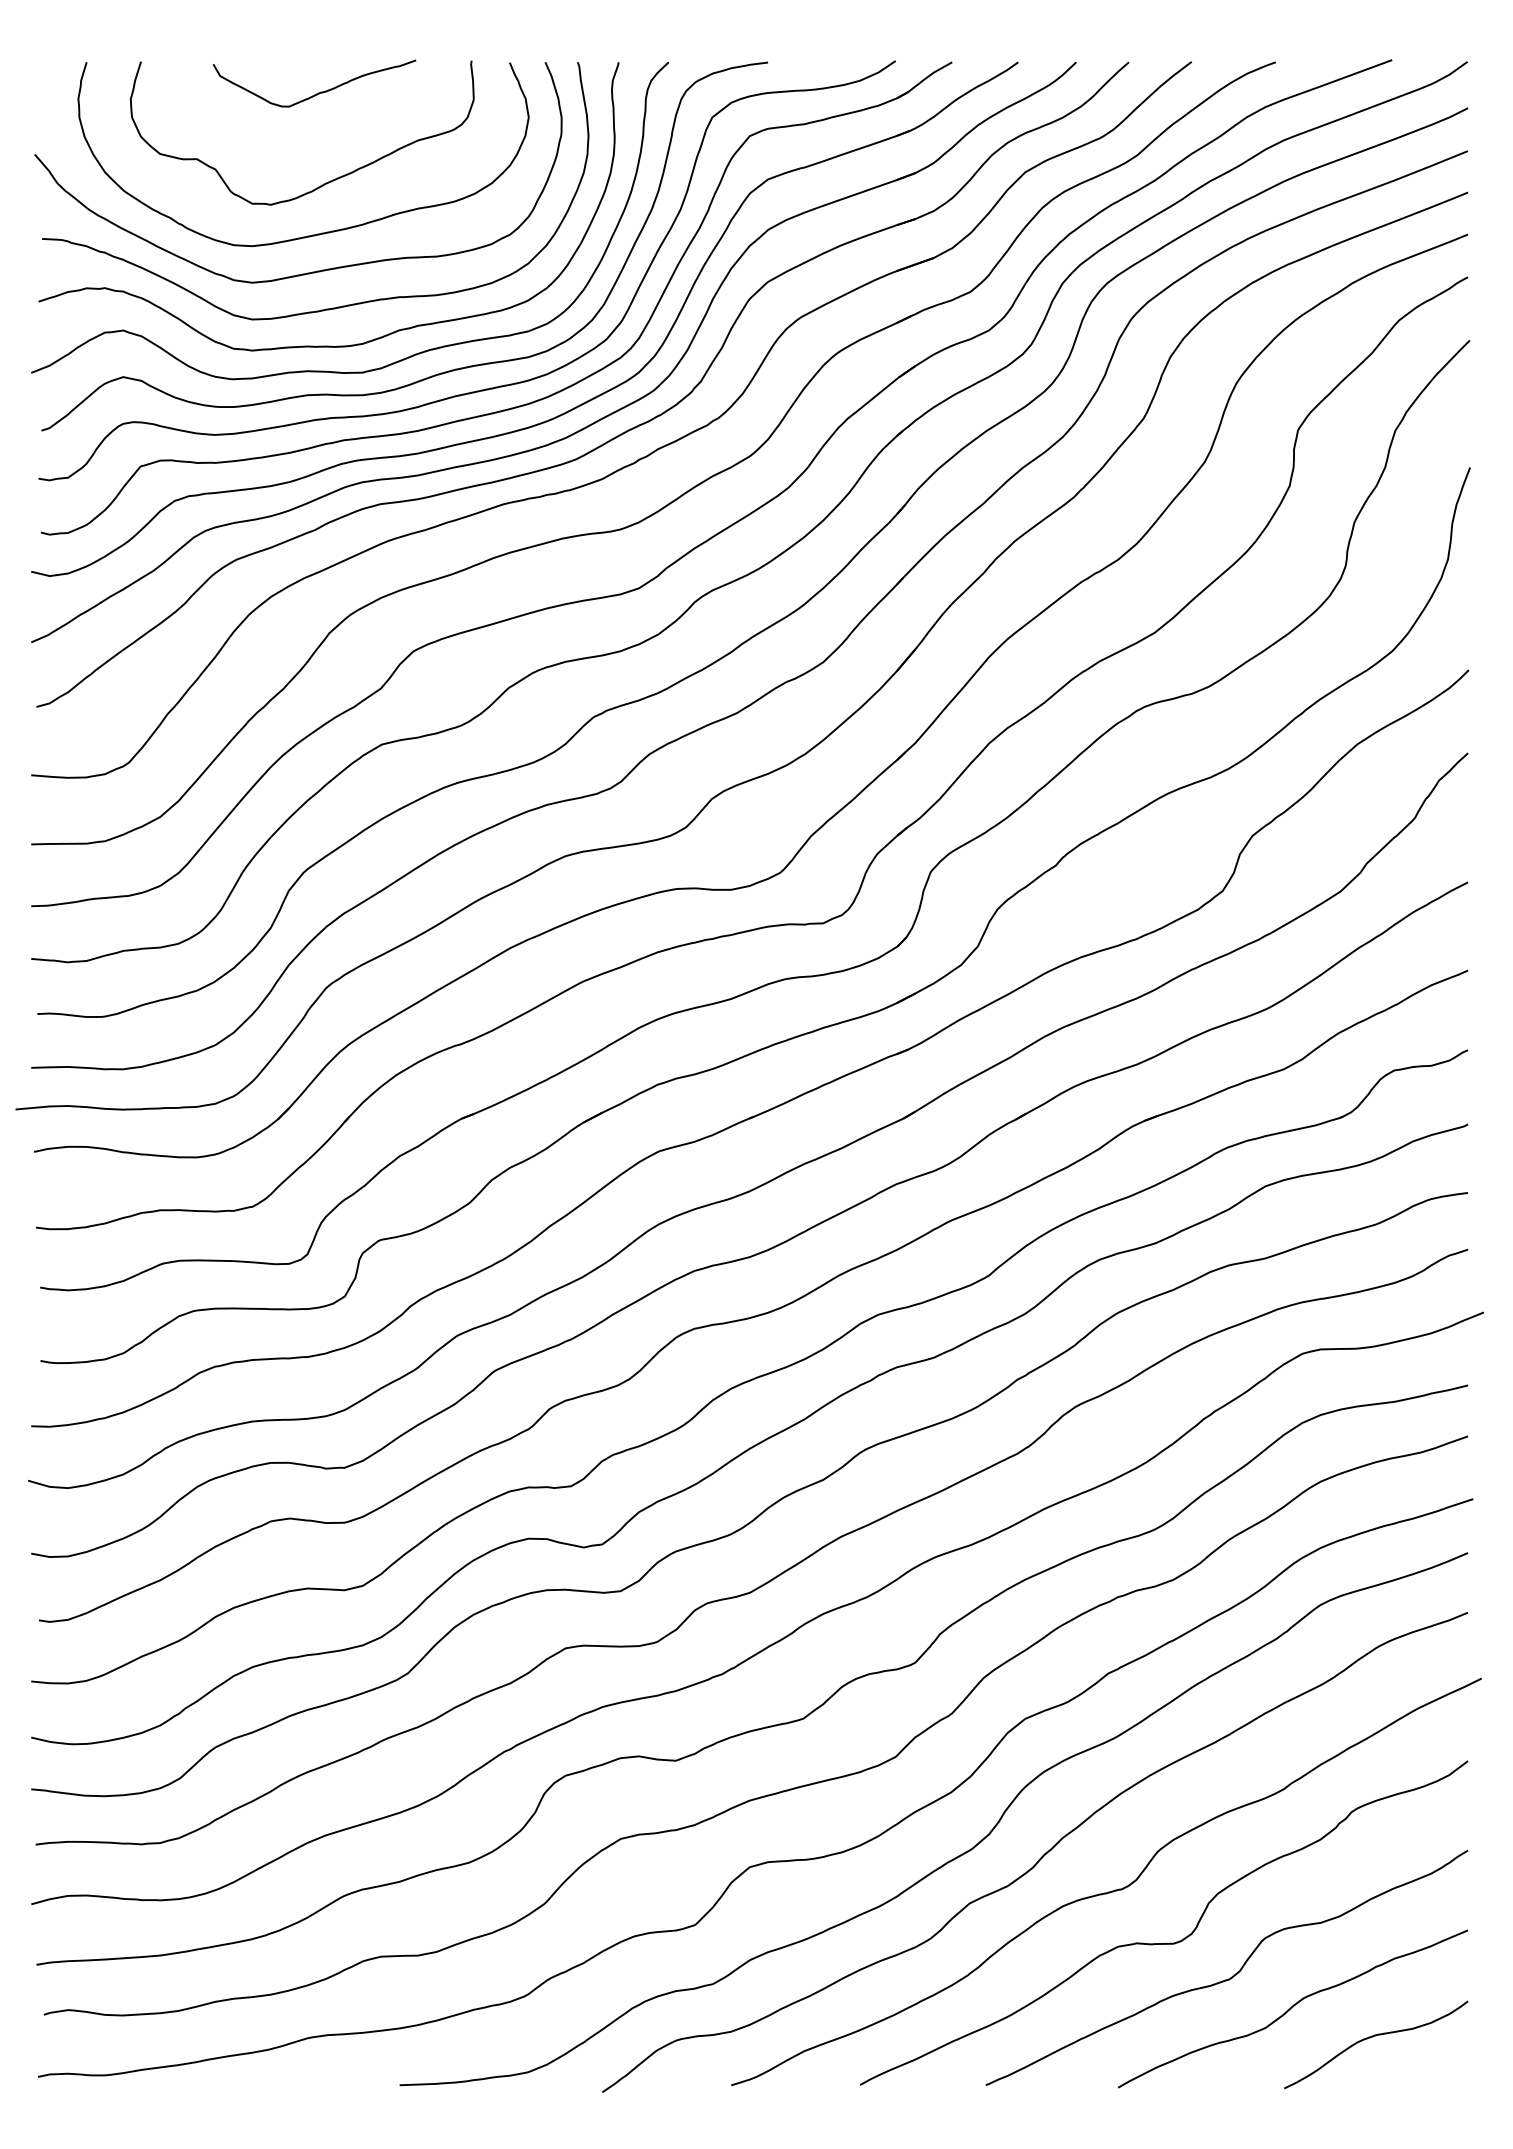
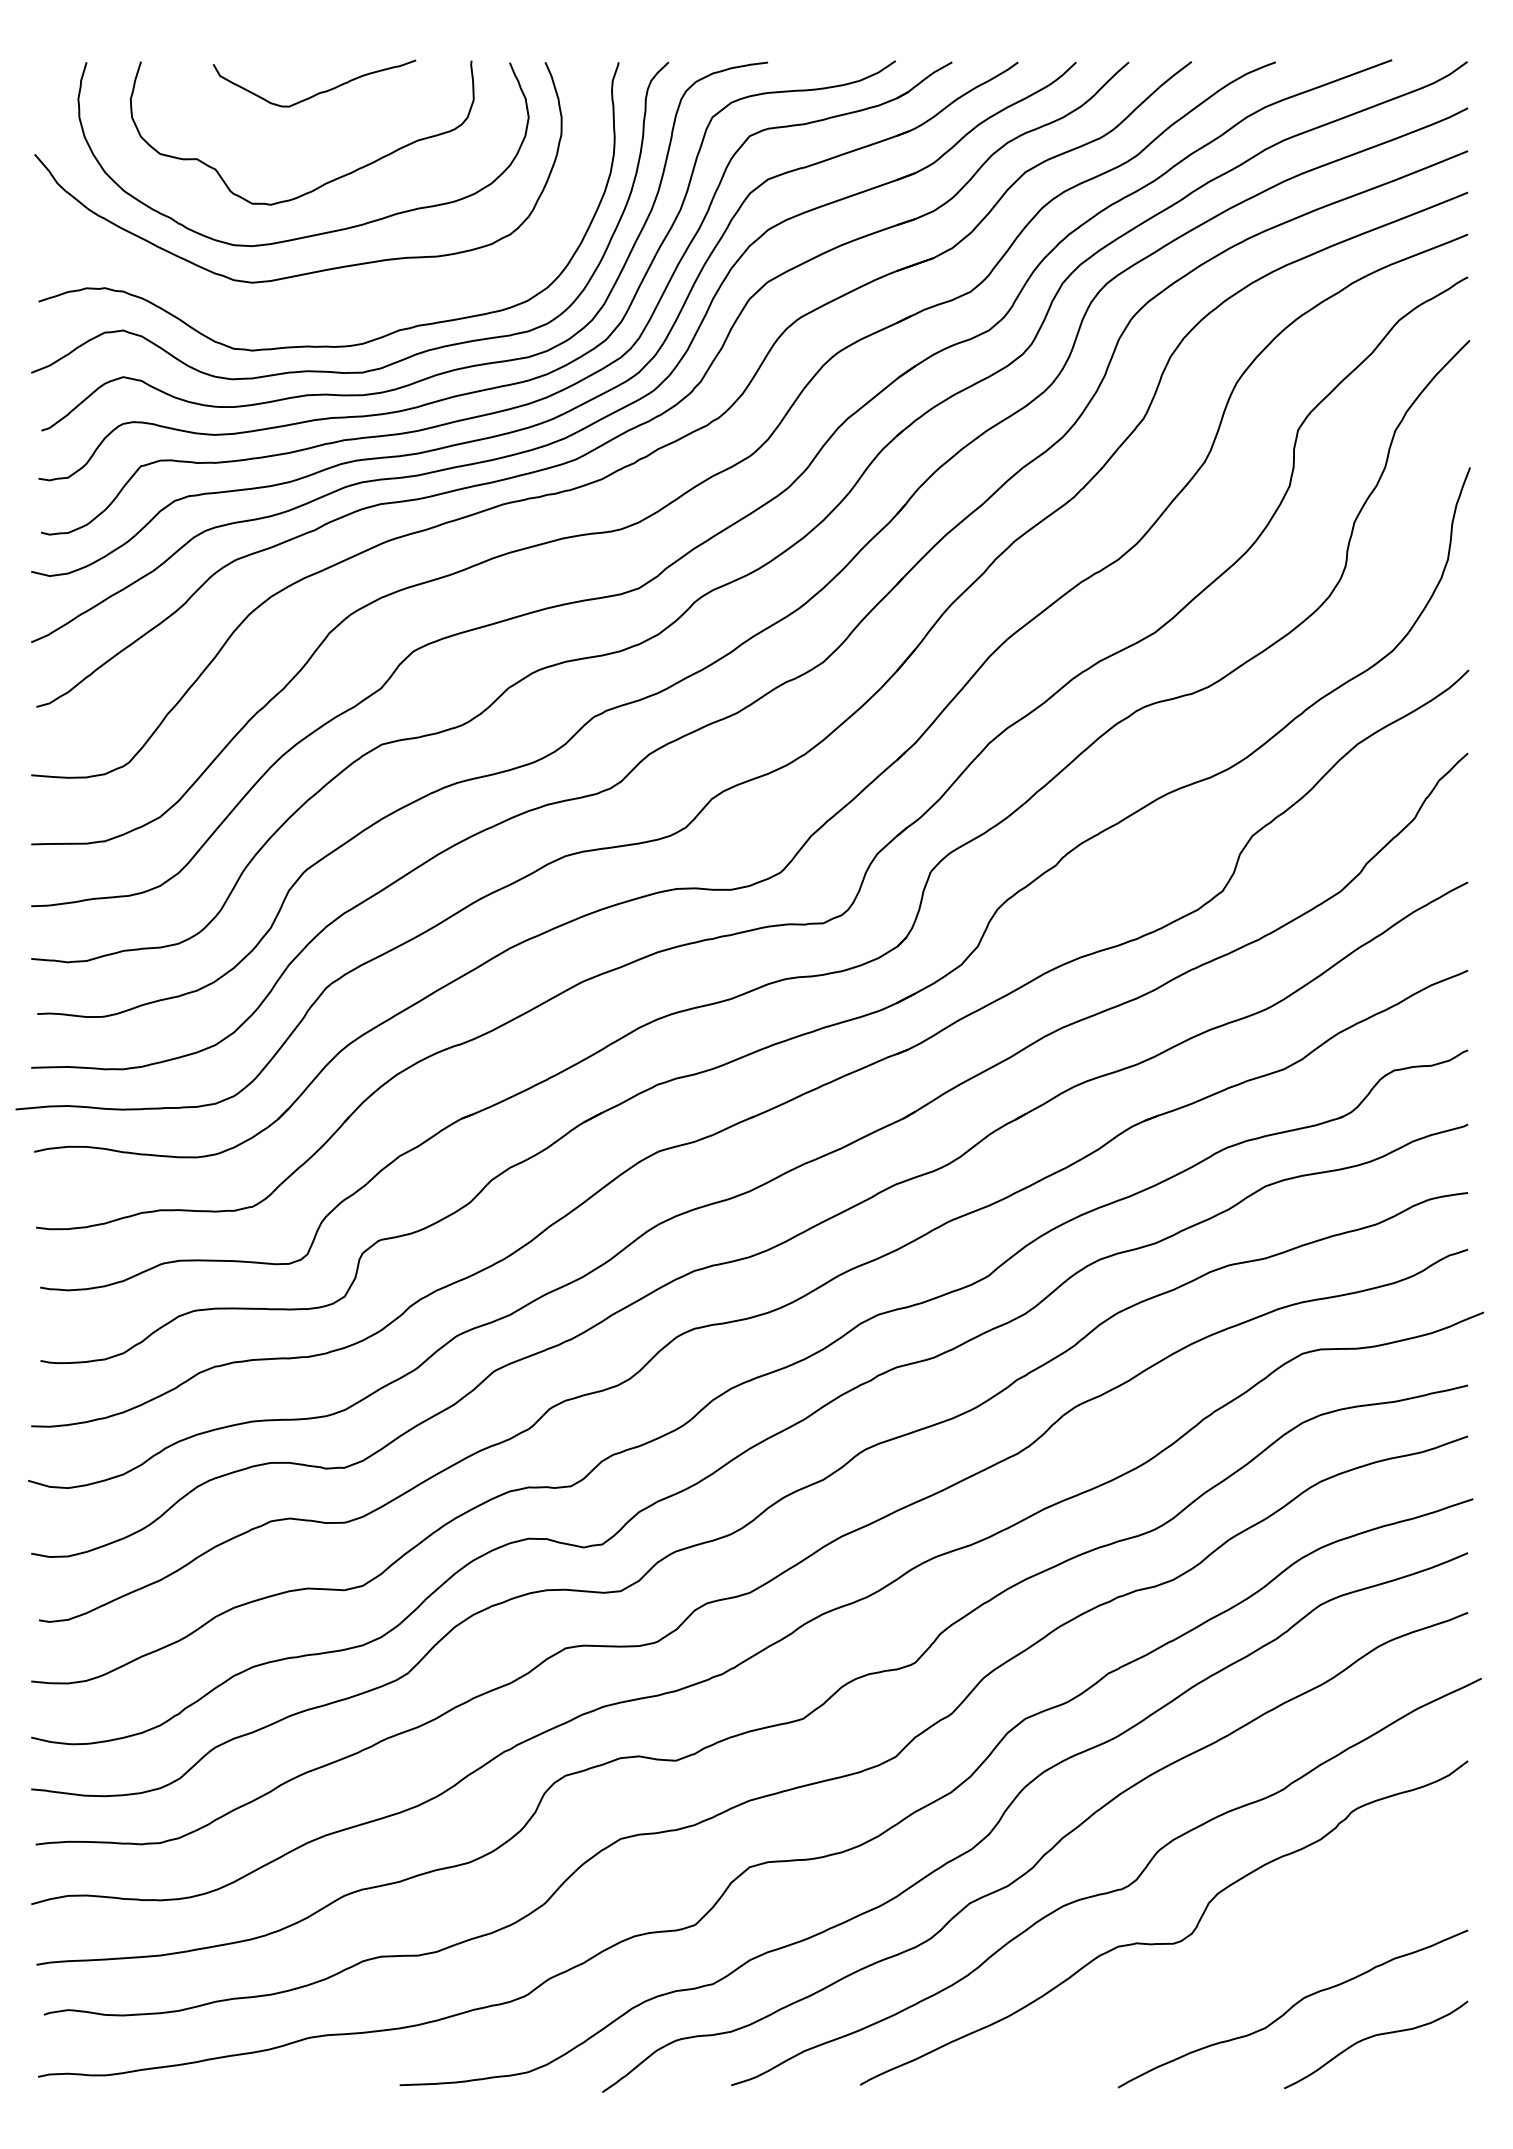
curve: present -> none (337, 306)
curve: present -> none (1232, 1975)
